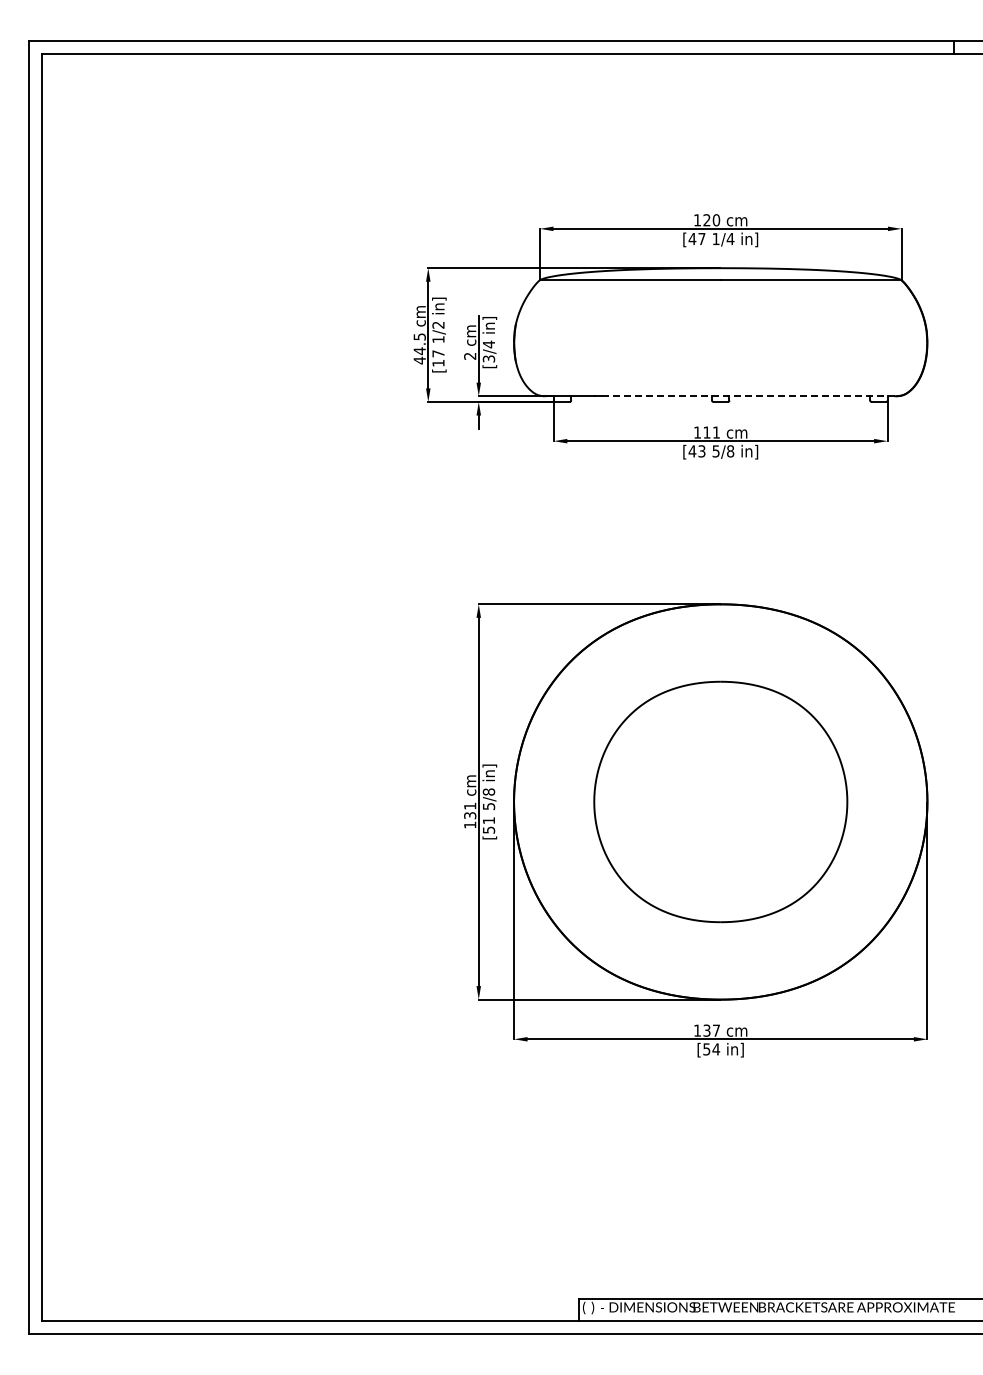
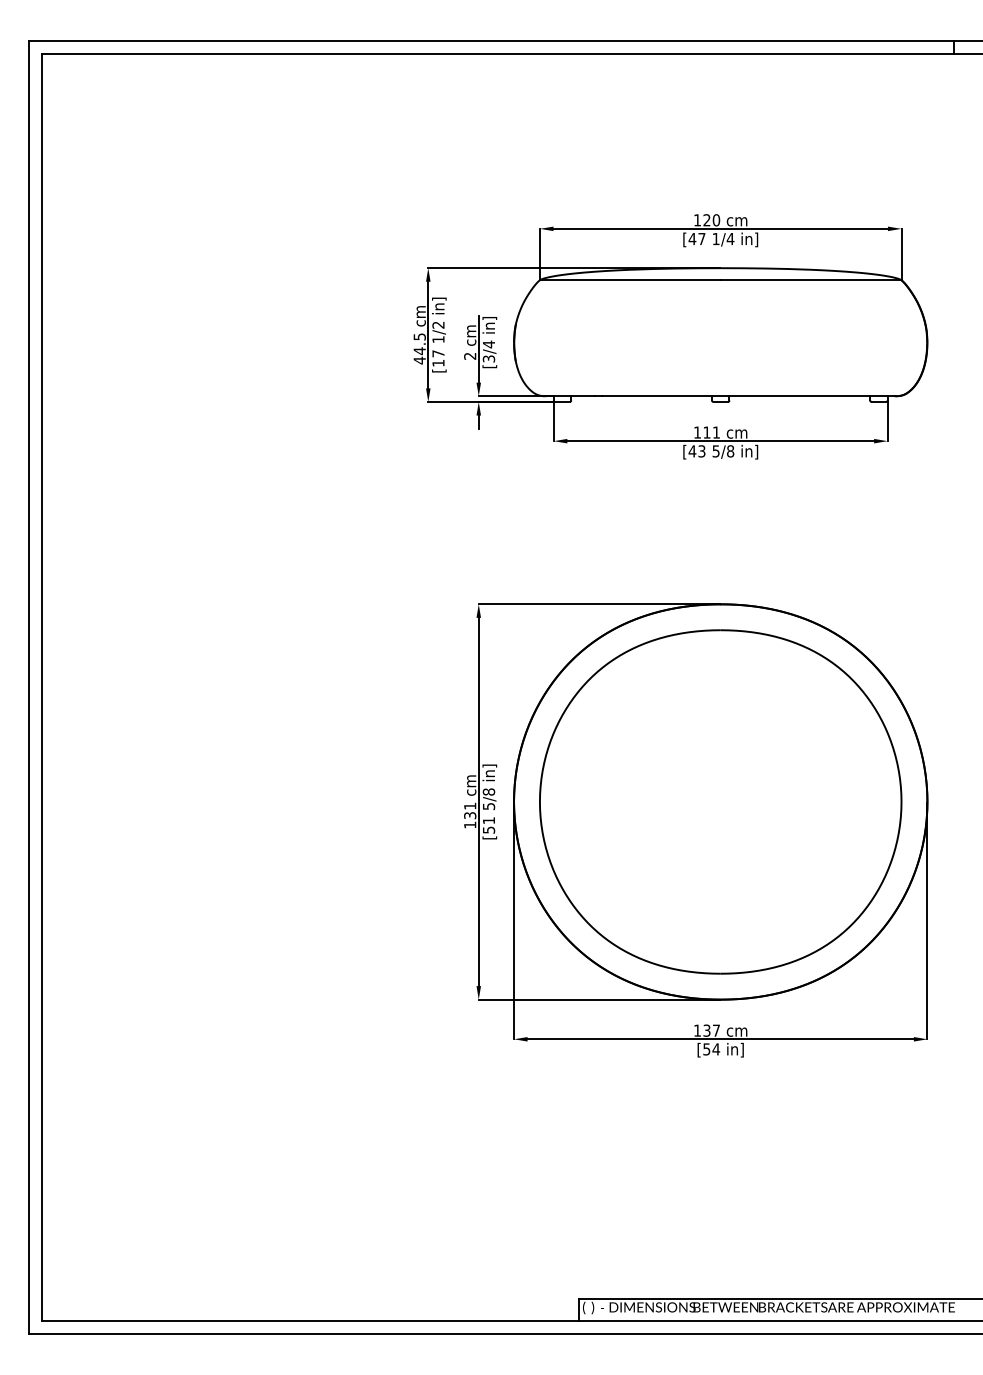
line: dashed -> solid (748, 396)
part size: 256x244 px -> 364x346 px (720, 801)
